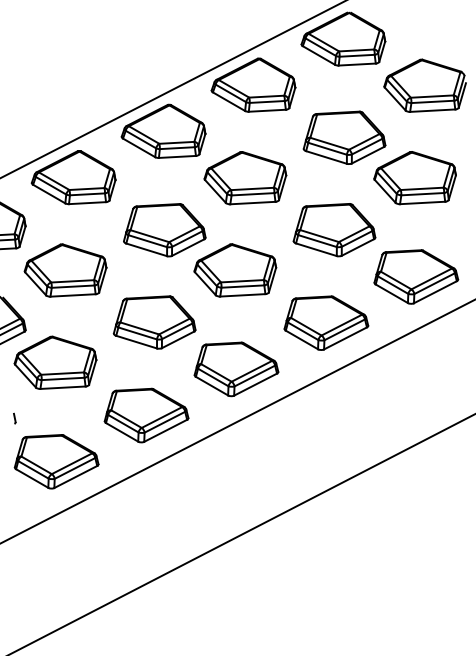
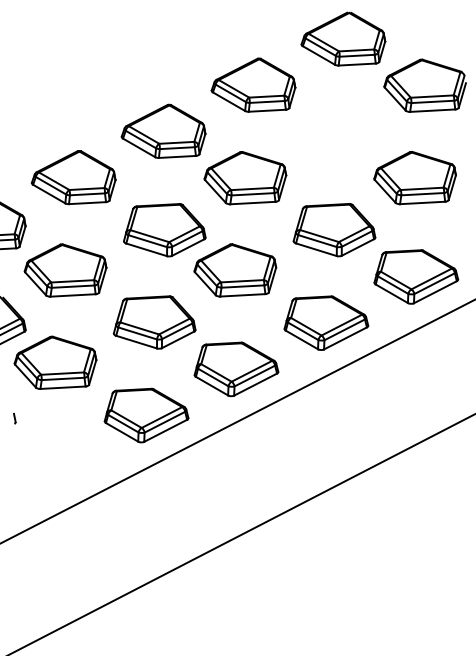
line: present -> none (172, 89)
part: present -> none (344, 137)
part: present -> none (56, 461)
